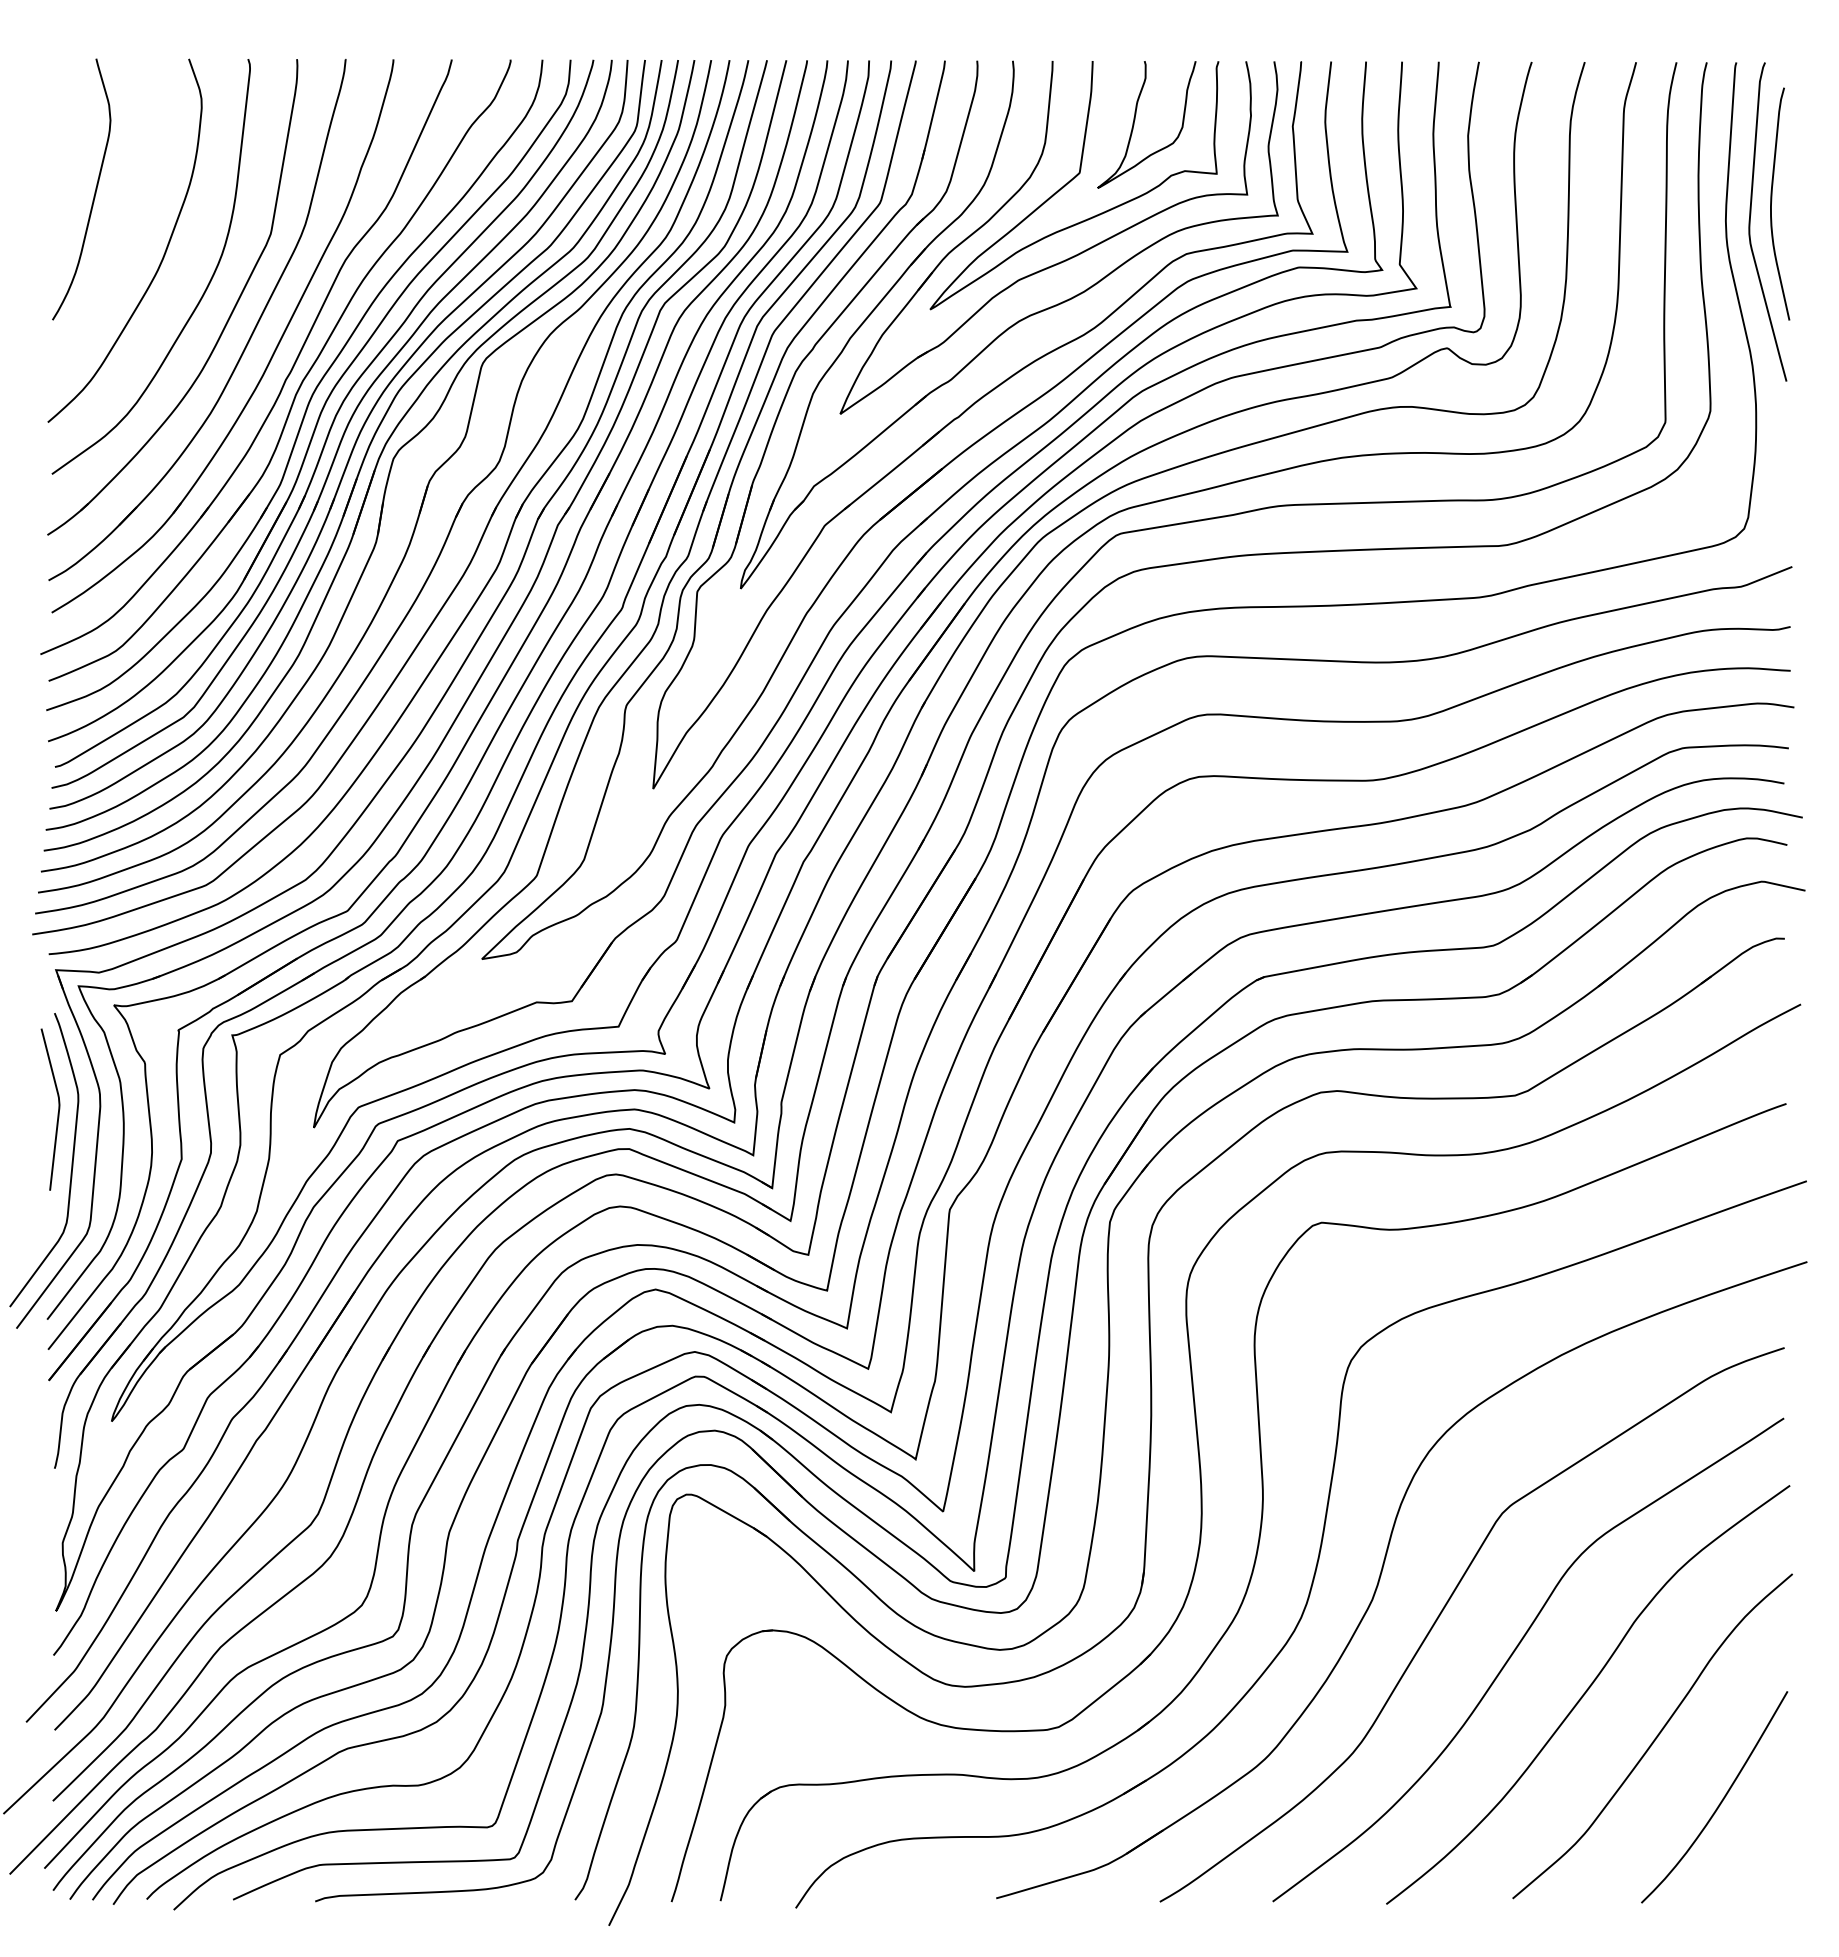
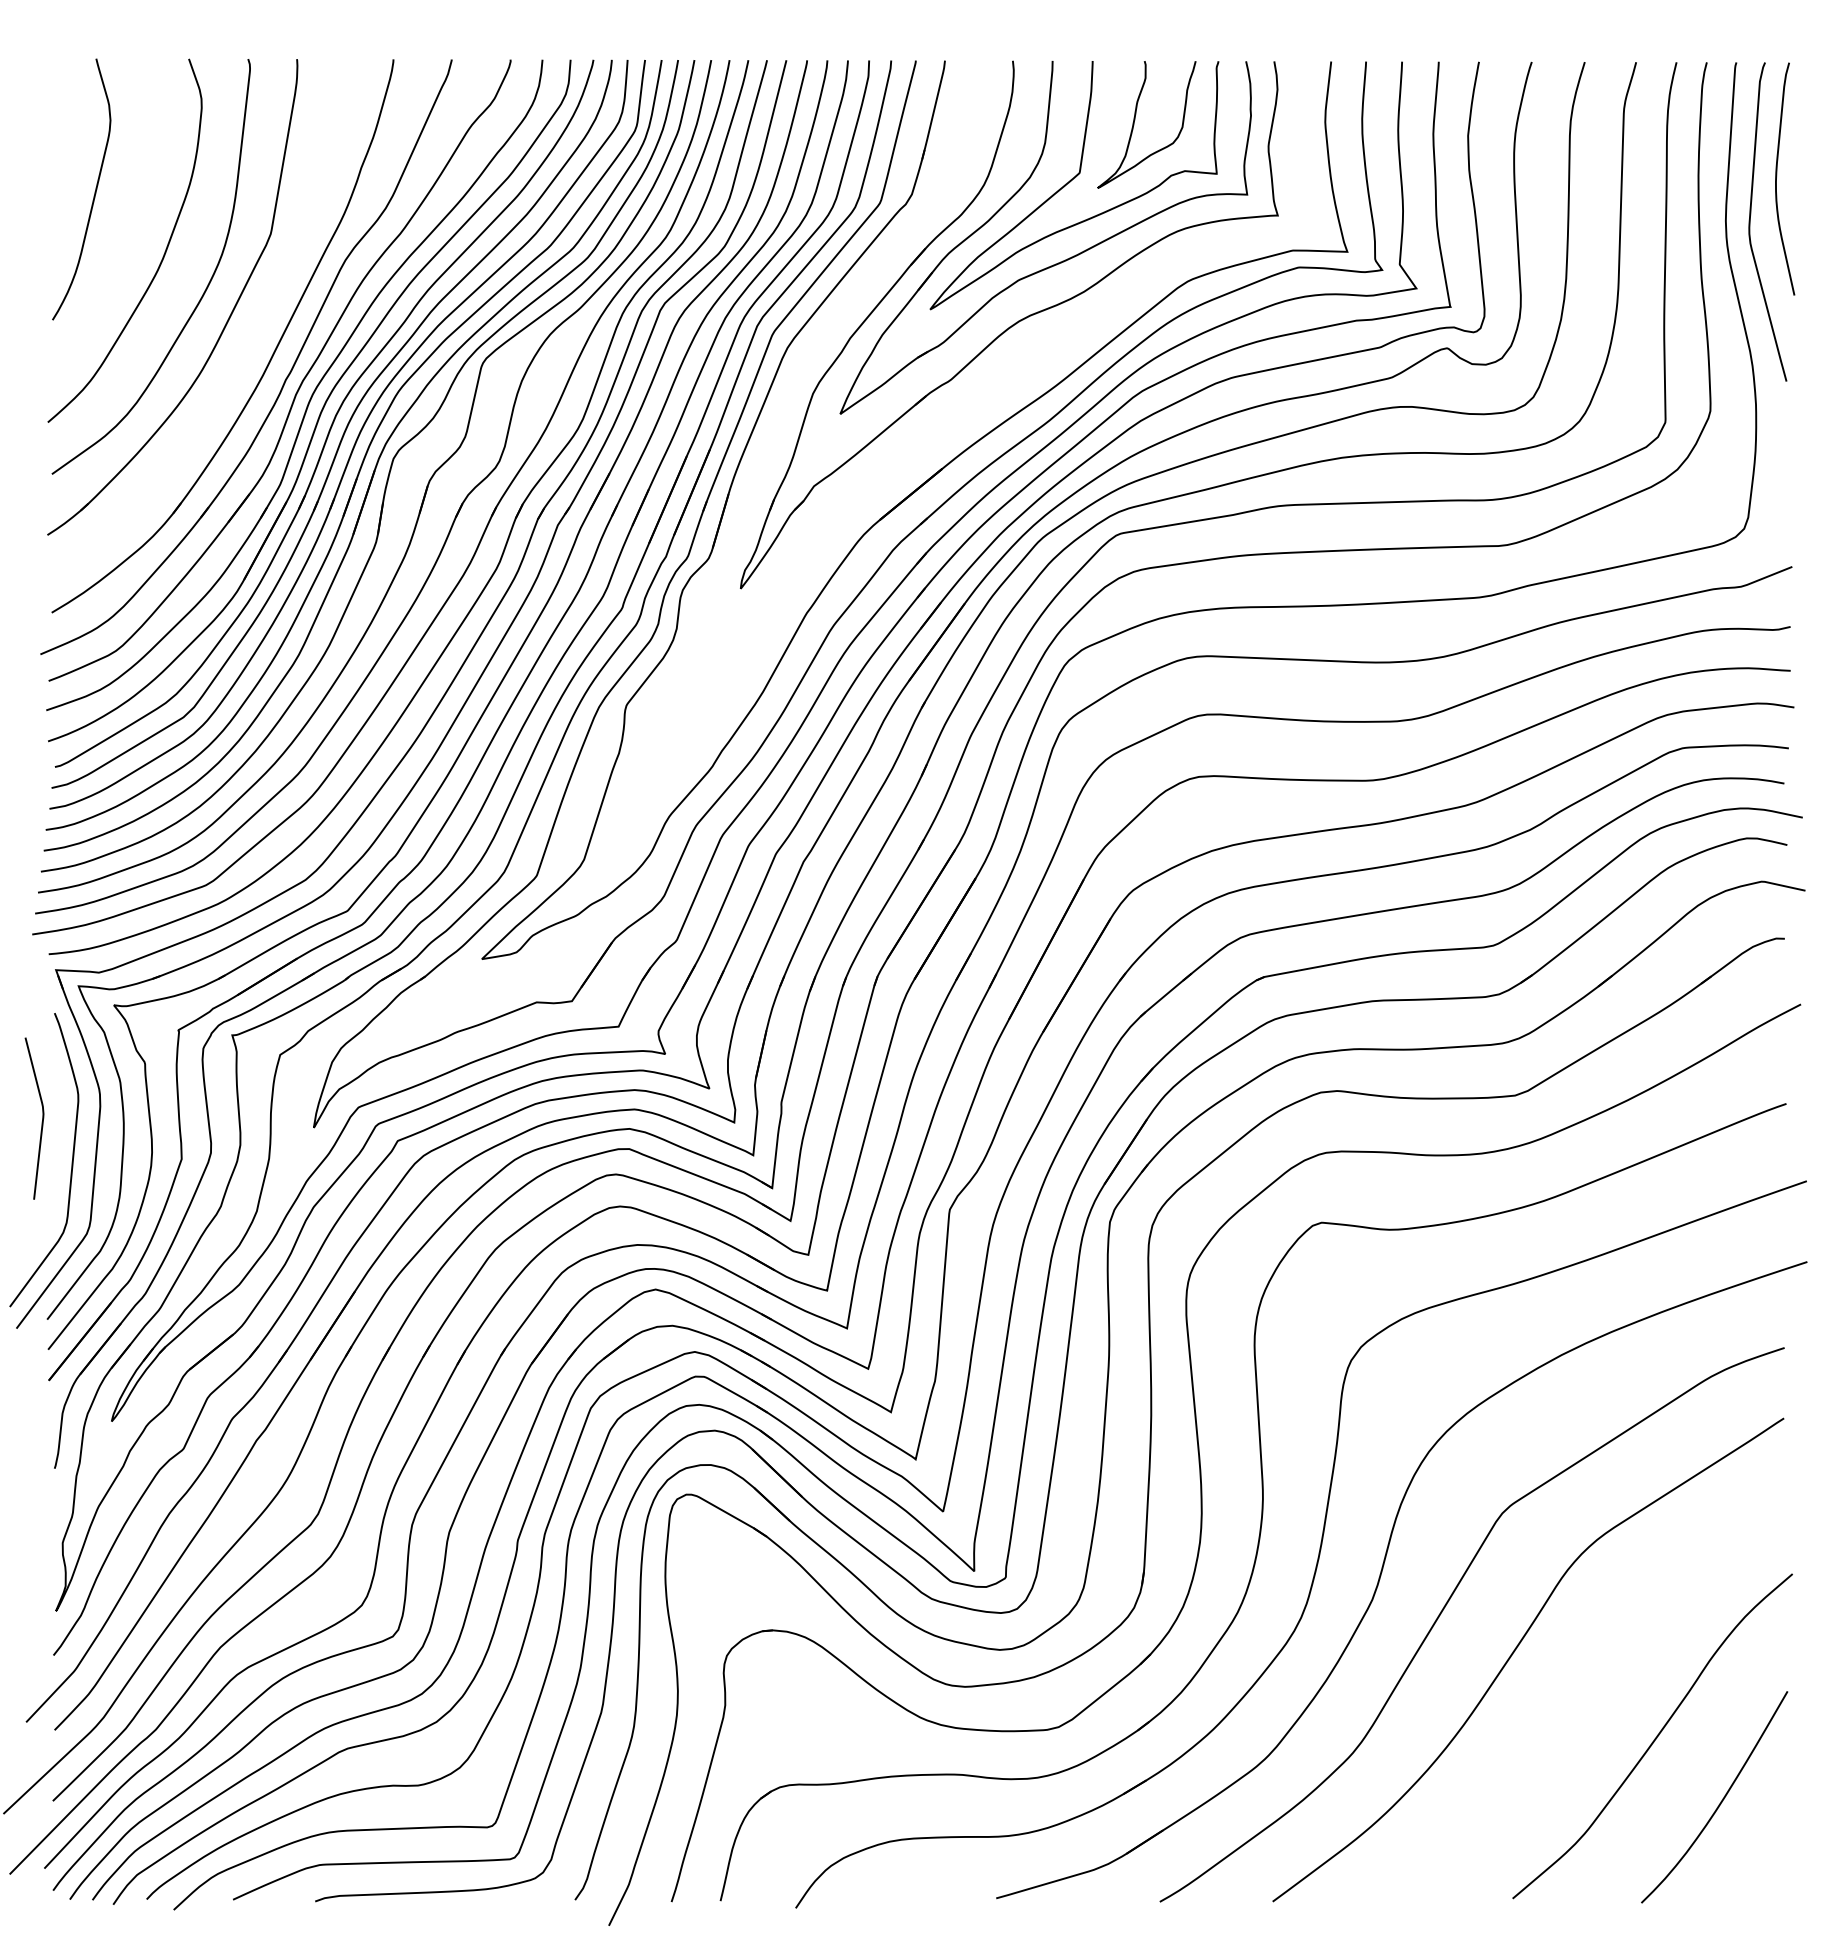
curve position: (1772, 201) -> (1777, 176) (1777, 176)
part: present -> none (245, 345)
part: present -> none (971, 407)
curve position: (58, 1109) -> (42, 1118) (42, 1118)
curve: present -> none (1586, 1692)
